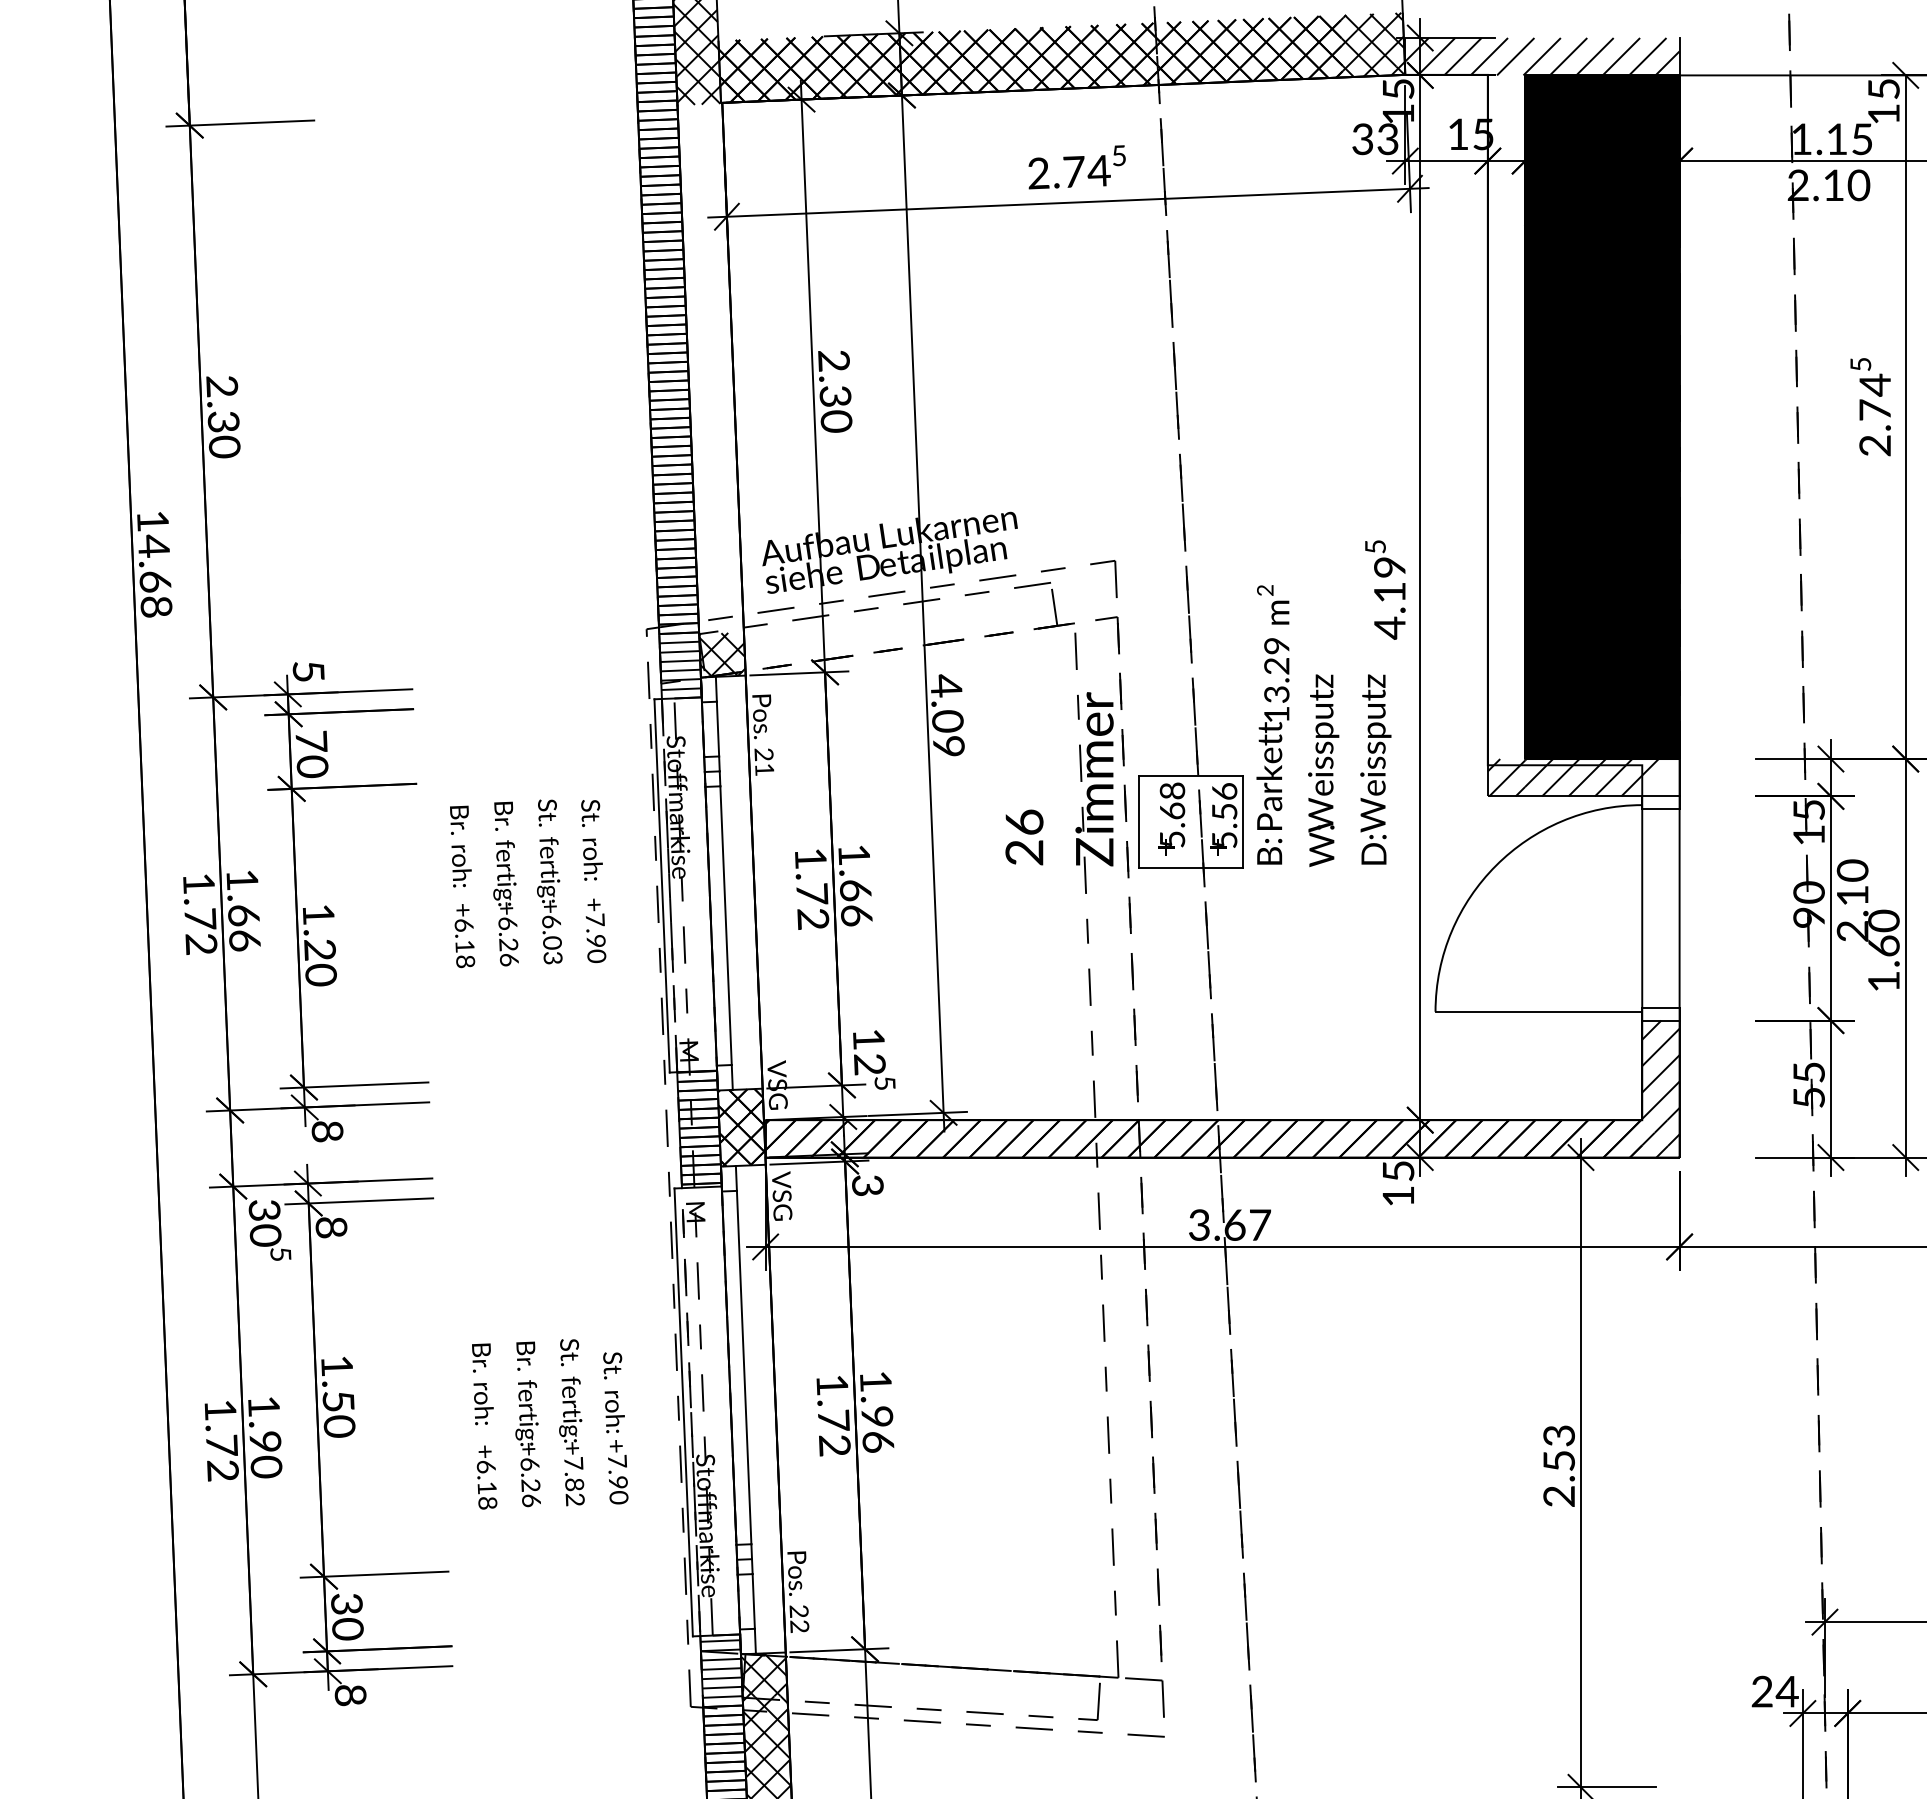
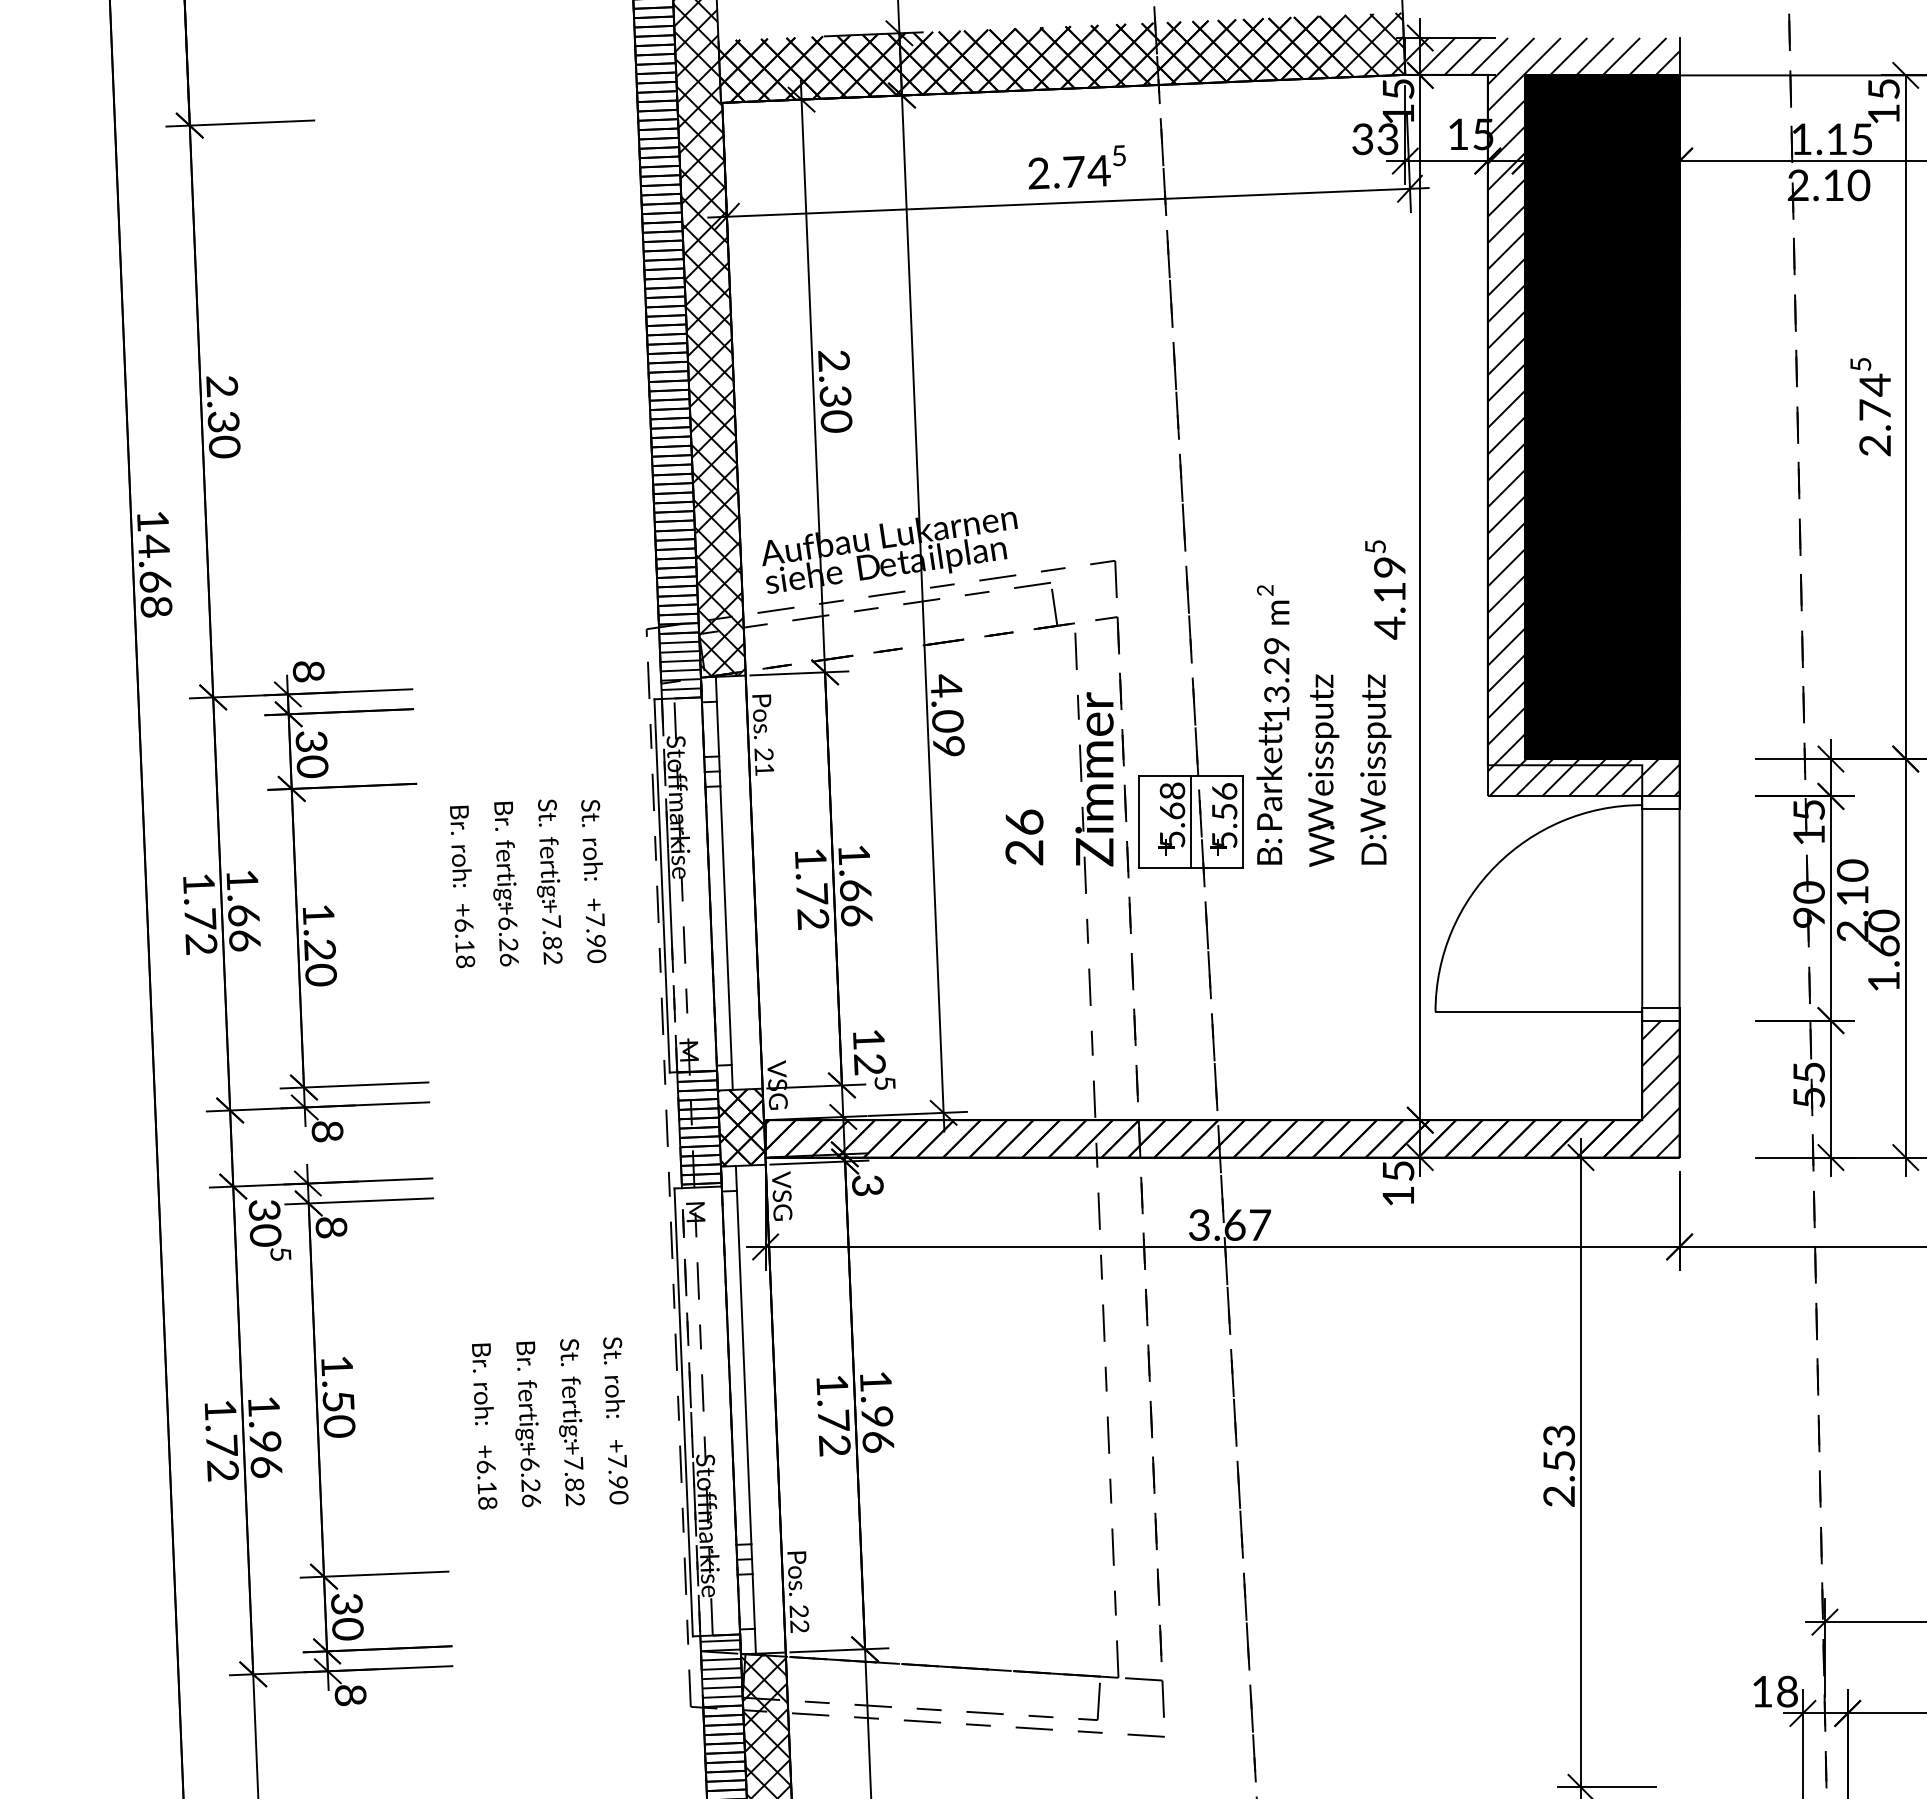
hatch: none -> present (710, 368)
hatch: none -> present (1506, 417)
text: 5 -> 8 (308, 671)
text: 70 -> 30 (311, 740)
hatch: none -> present (1663, 780)
line: none -> present (1191, 821)
text: +6.03 -> +7.82 (551, 939)
text position: (613, 1392) -> (613, 1377) (613, 1377)
text: 1.90 -> 1.96 (266, 1466)
text: 24 -> 18 (1774, 1691)
